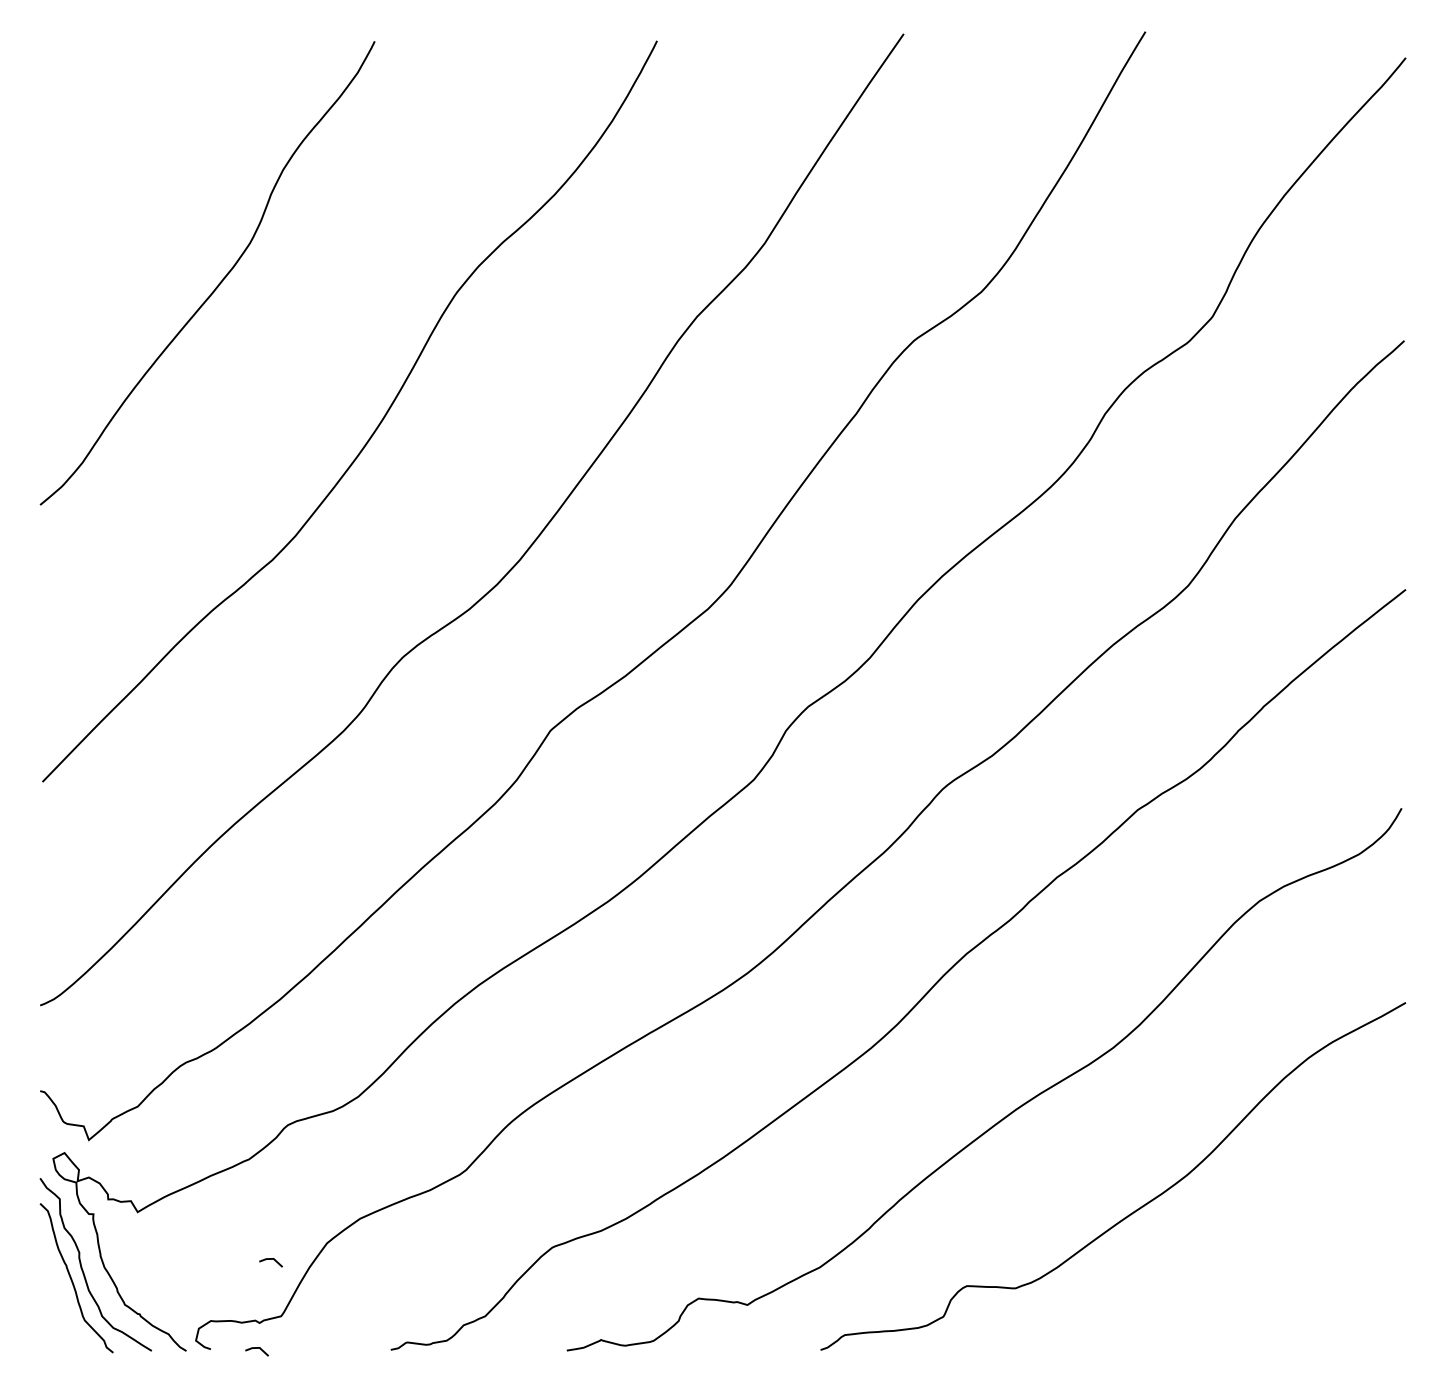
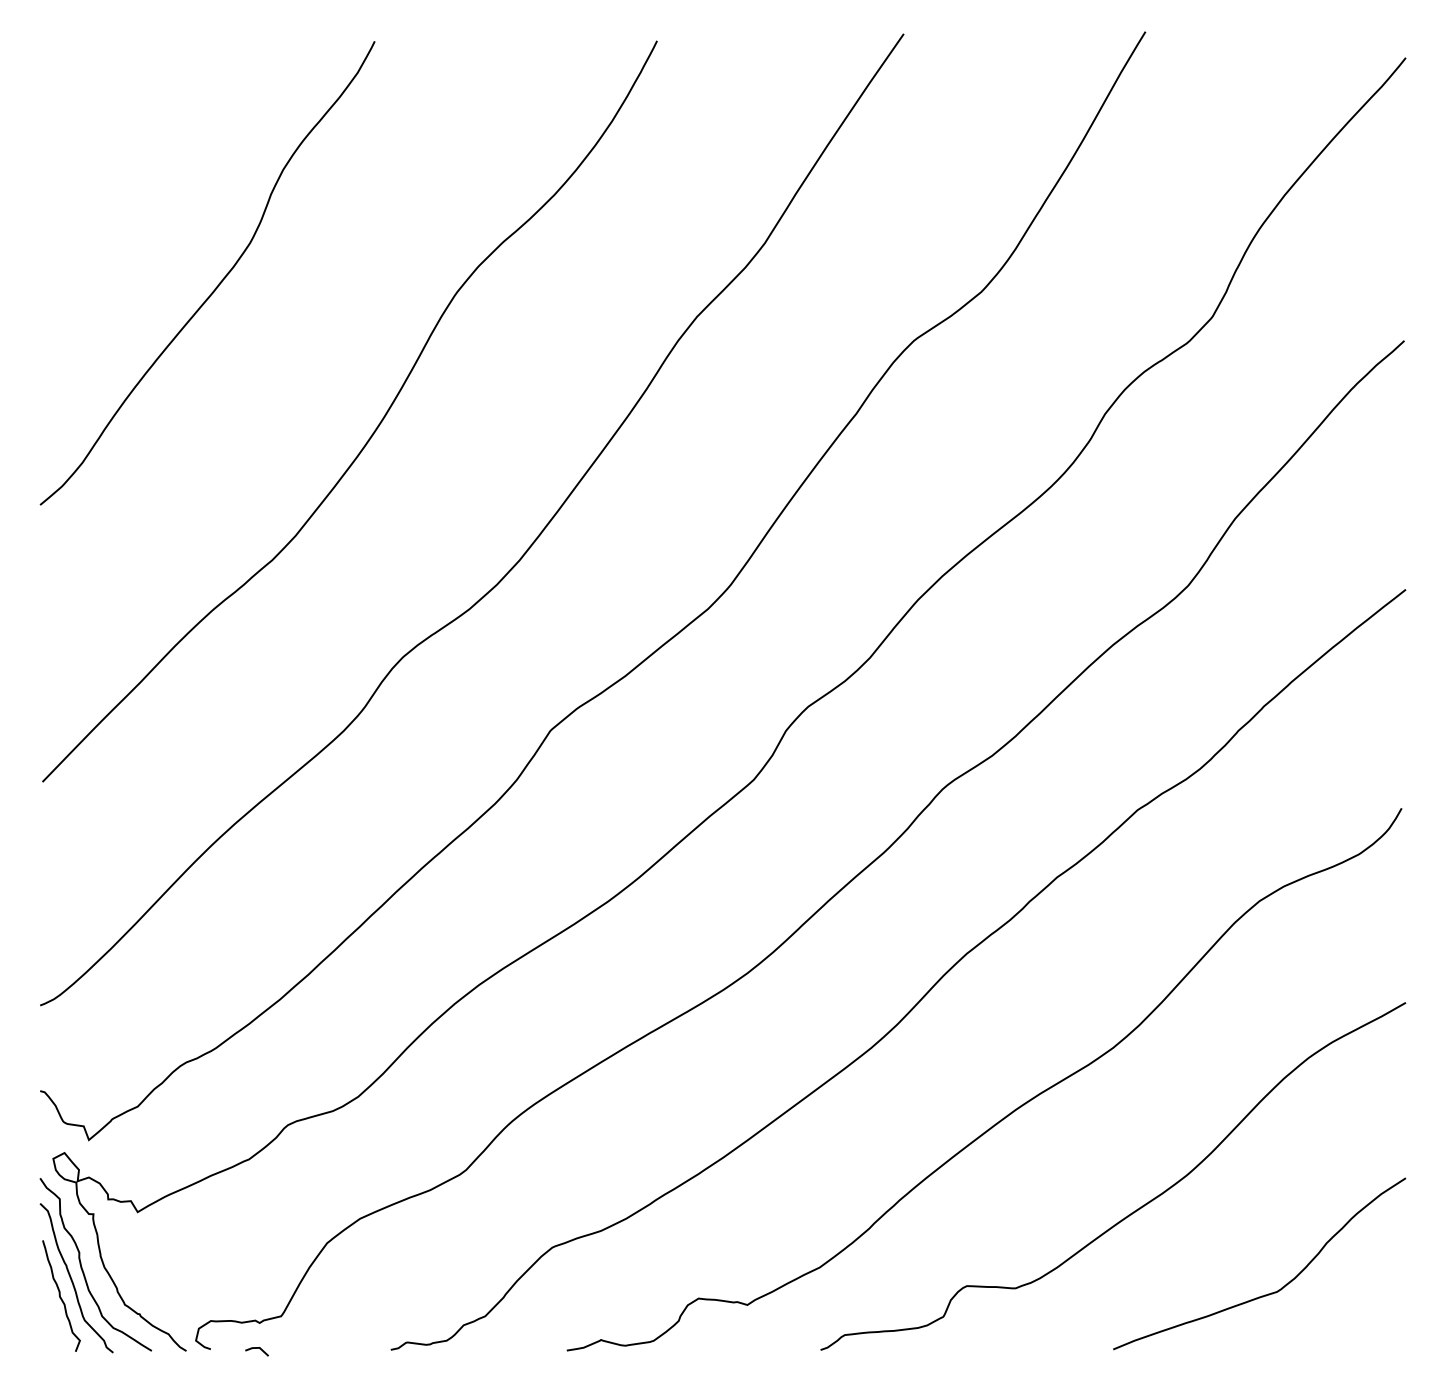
line: present -> none (270, 1259)
curve: none -> present (1268, 1293)
curve: none -> present (60, 1295)
